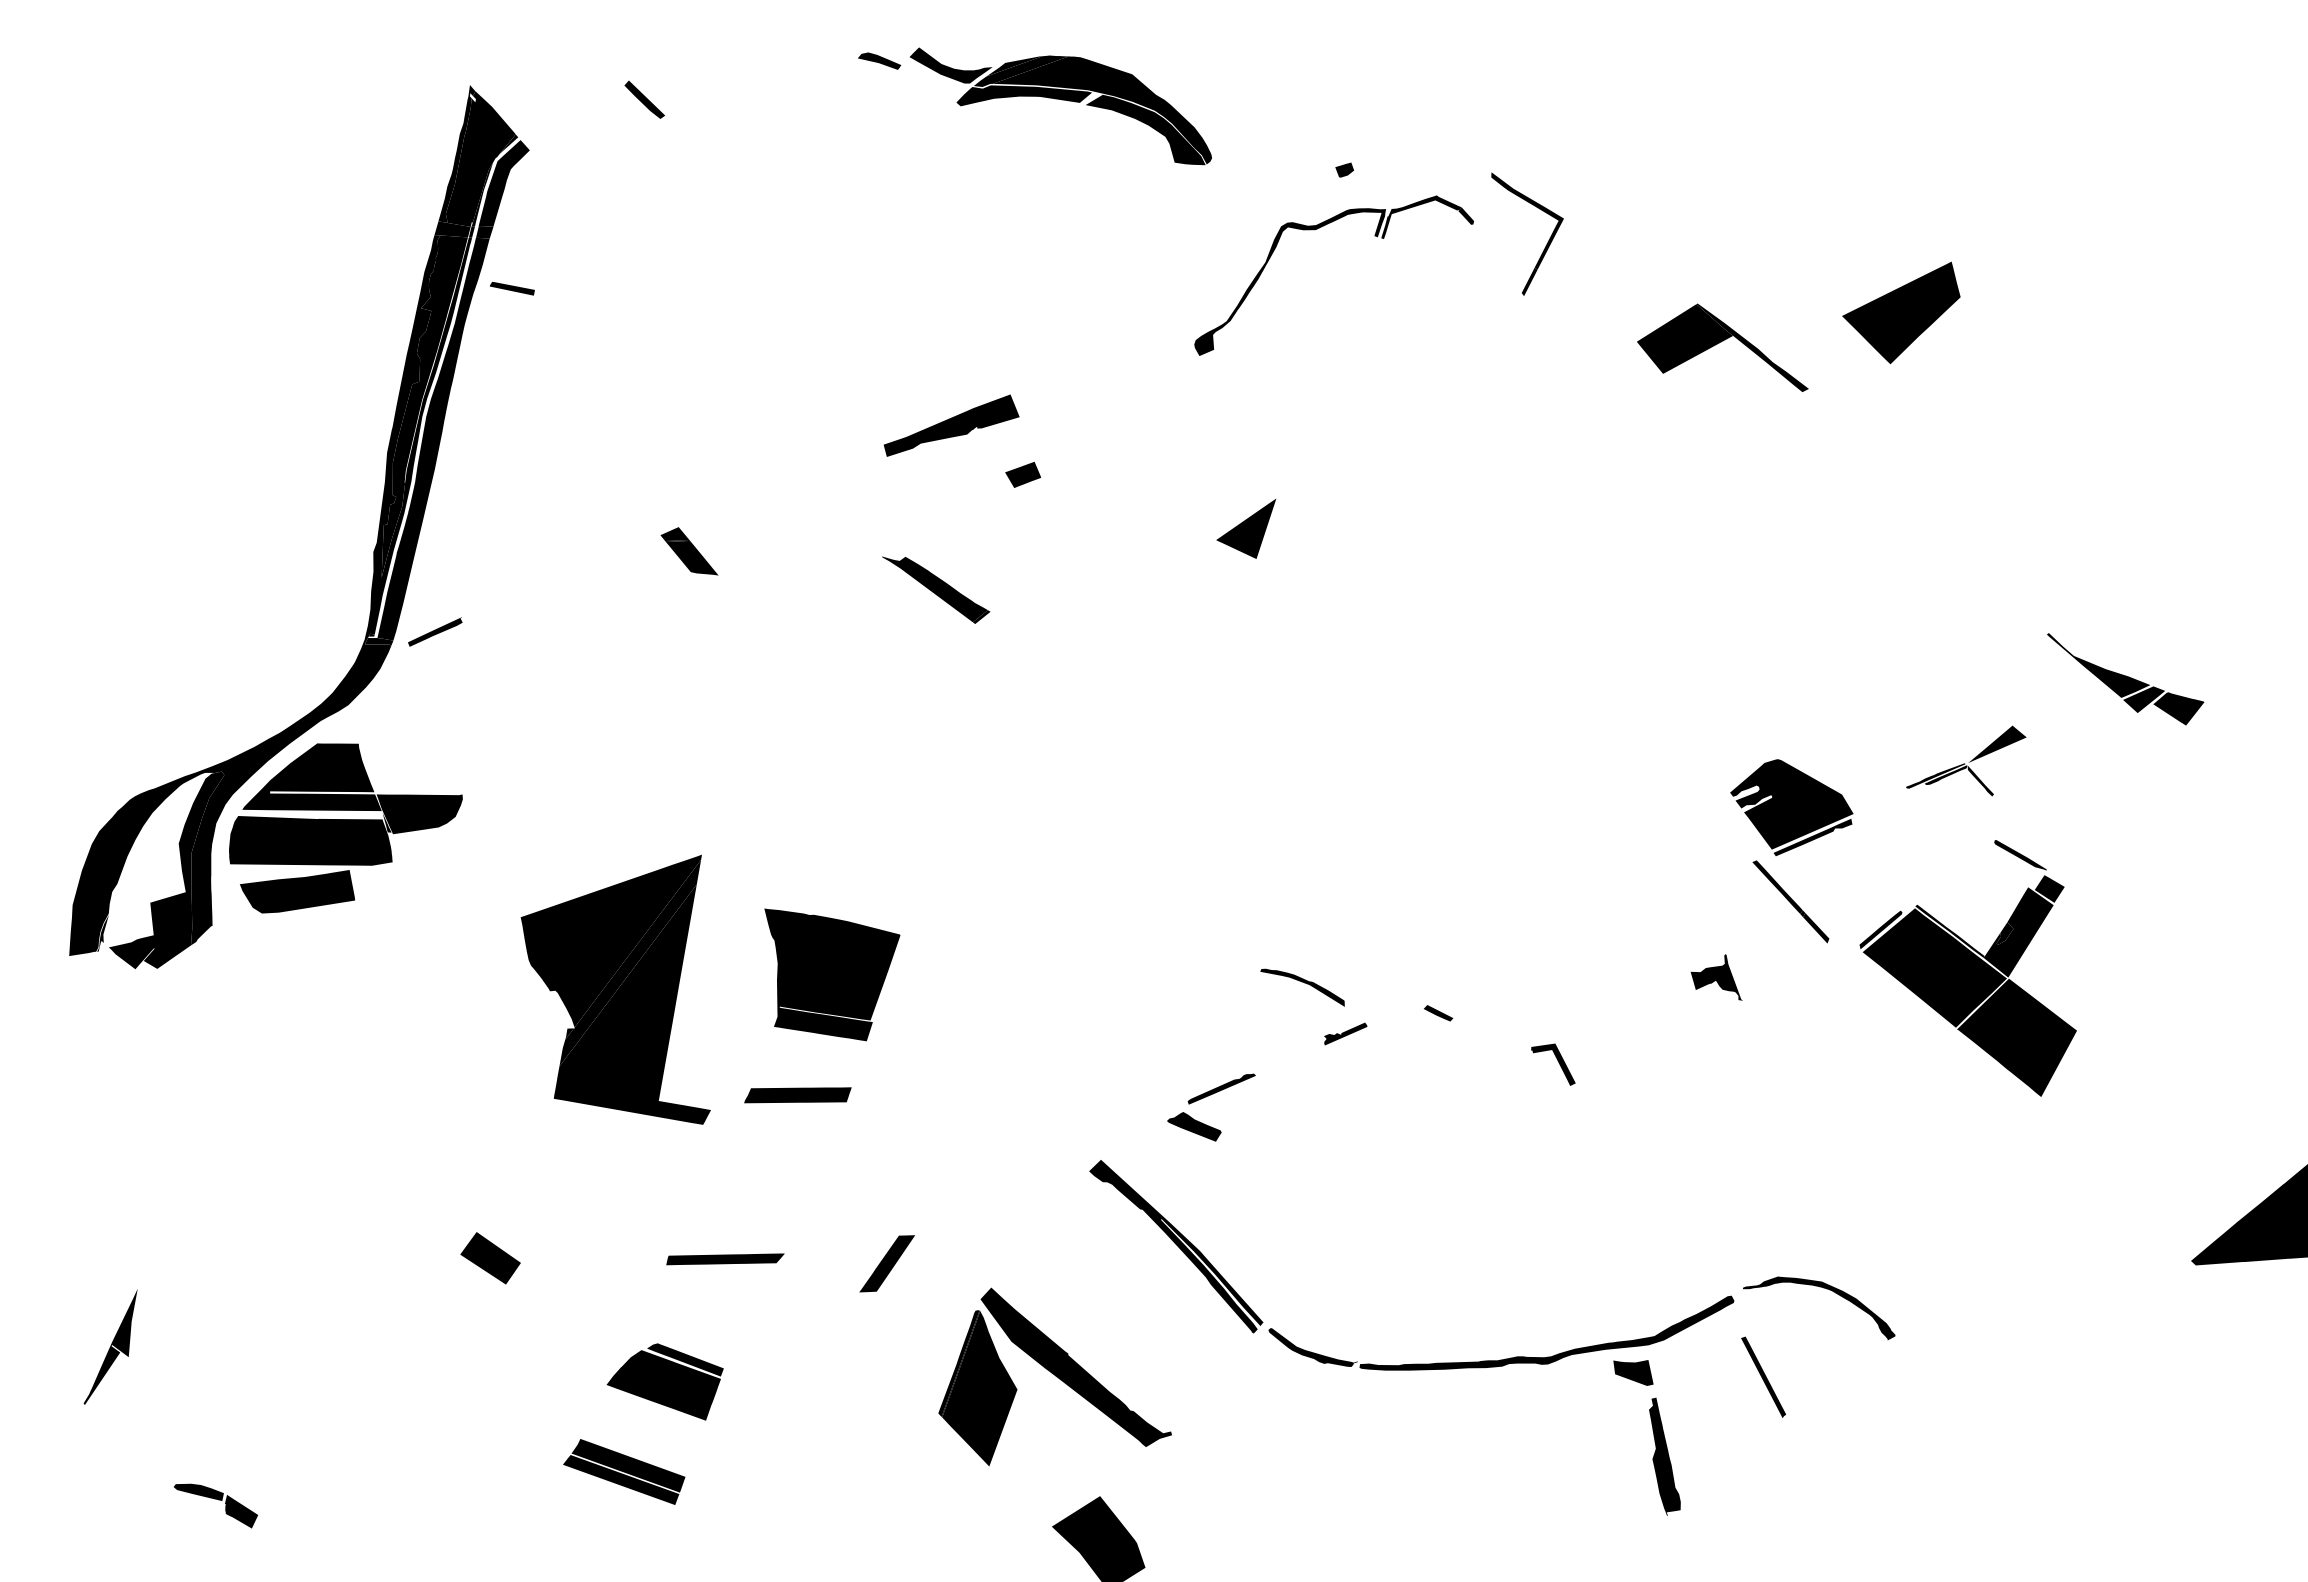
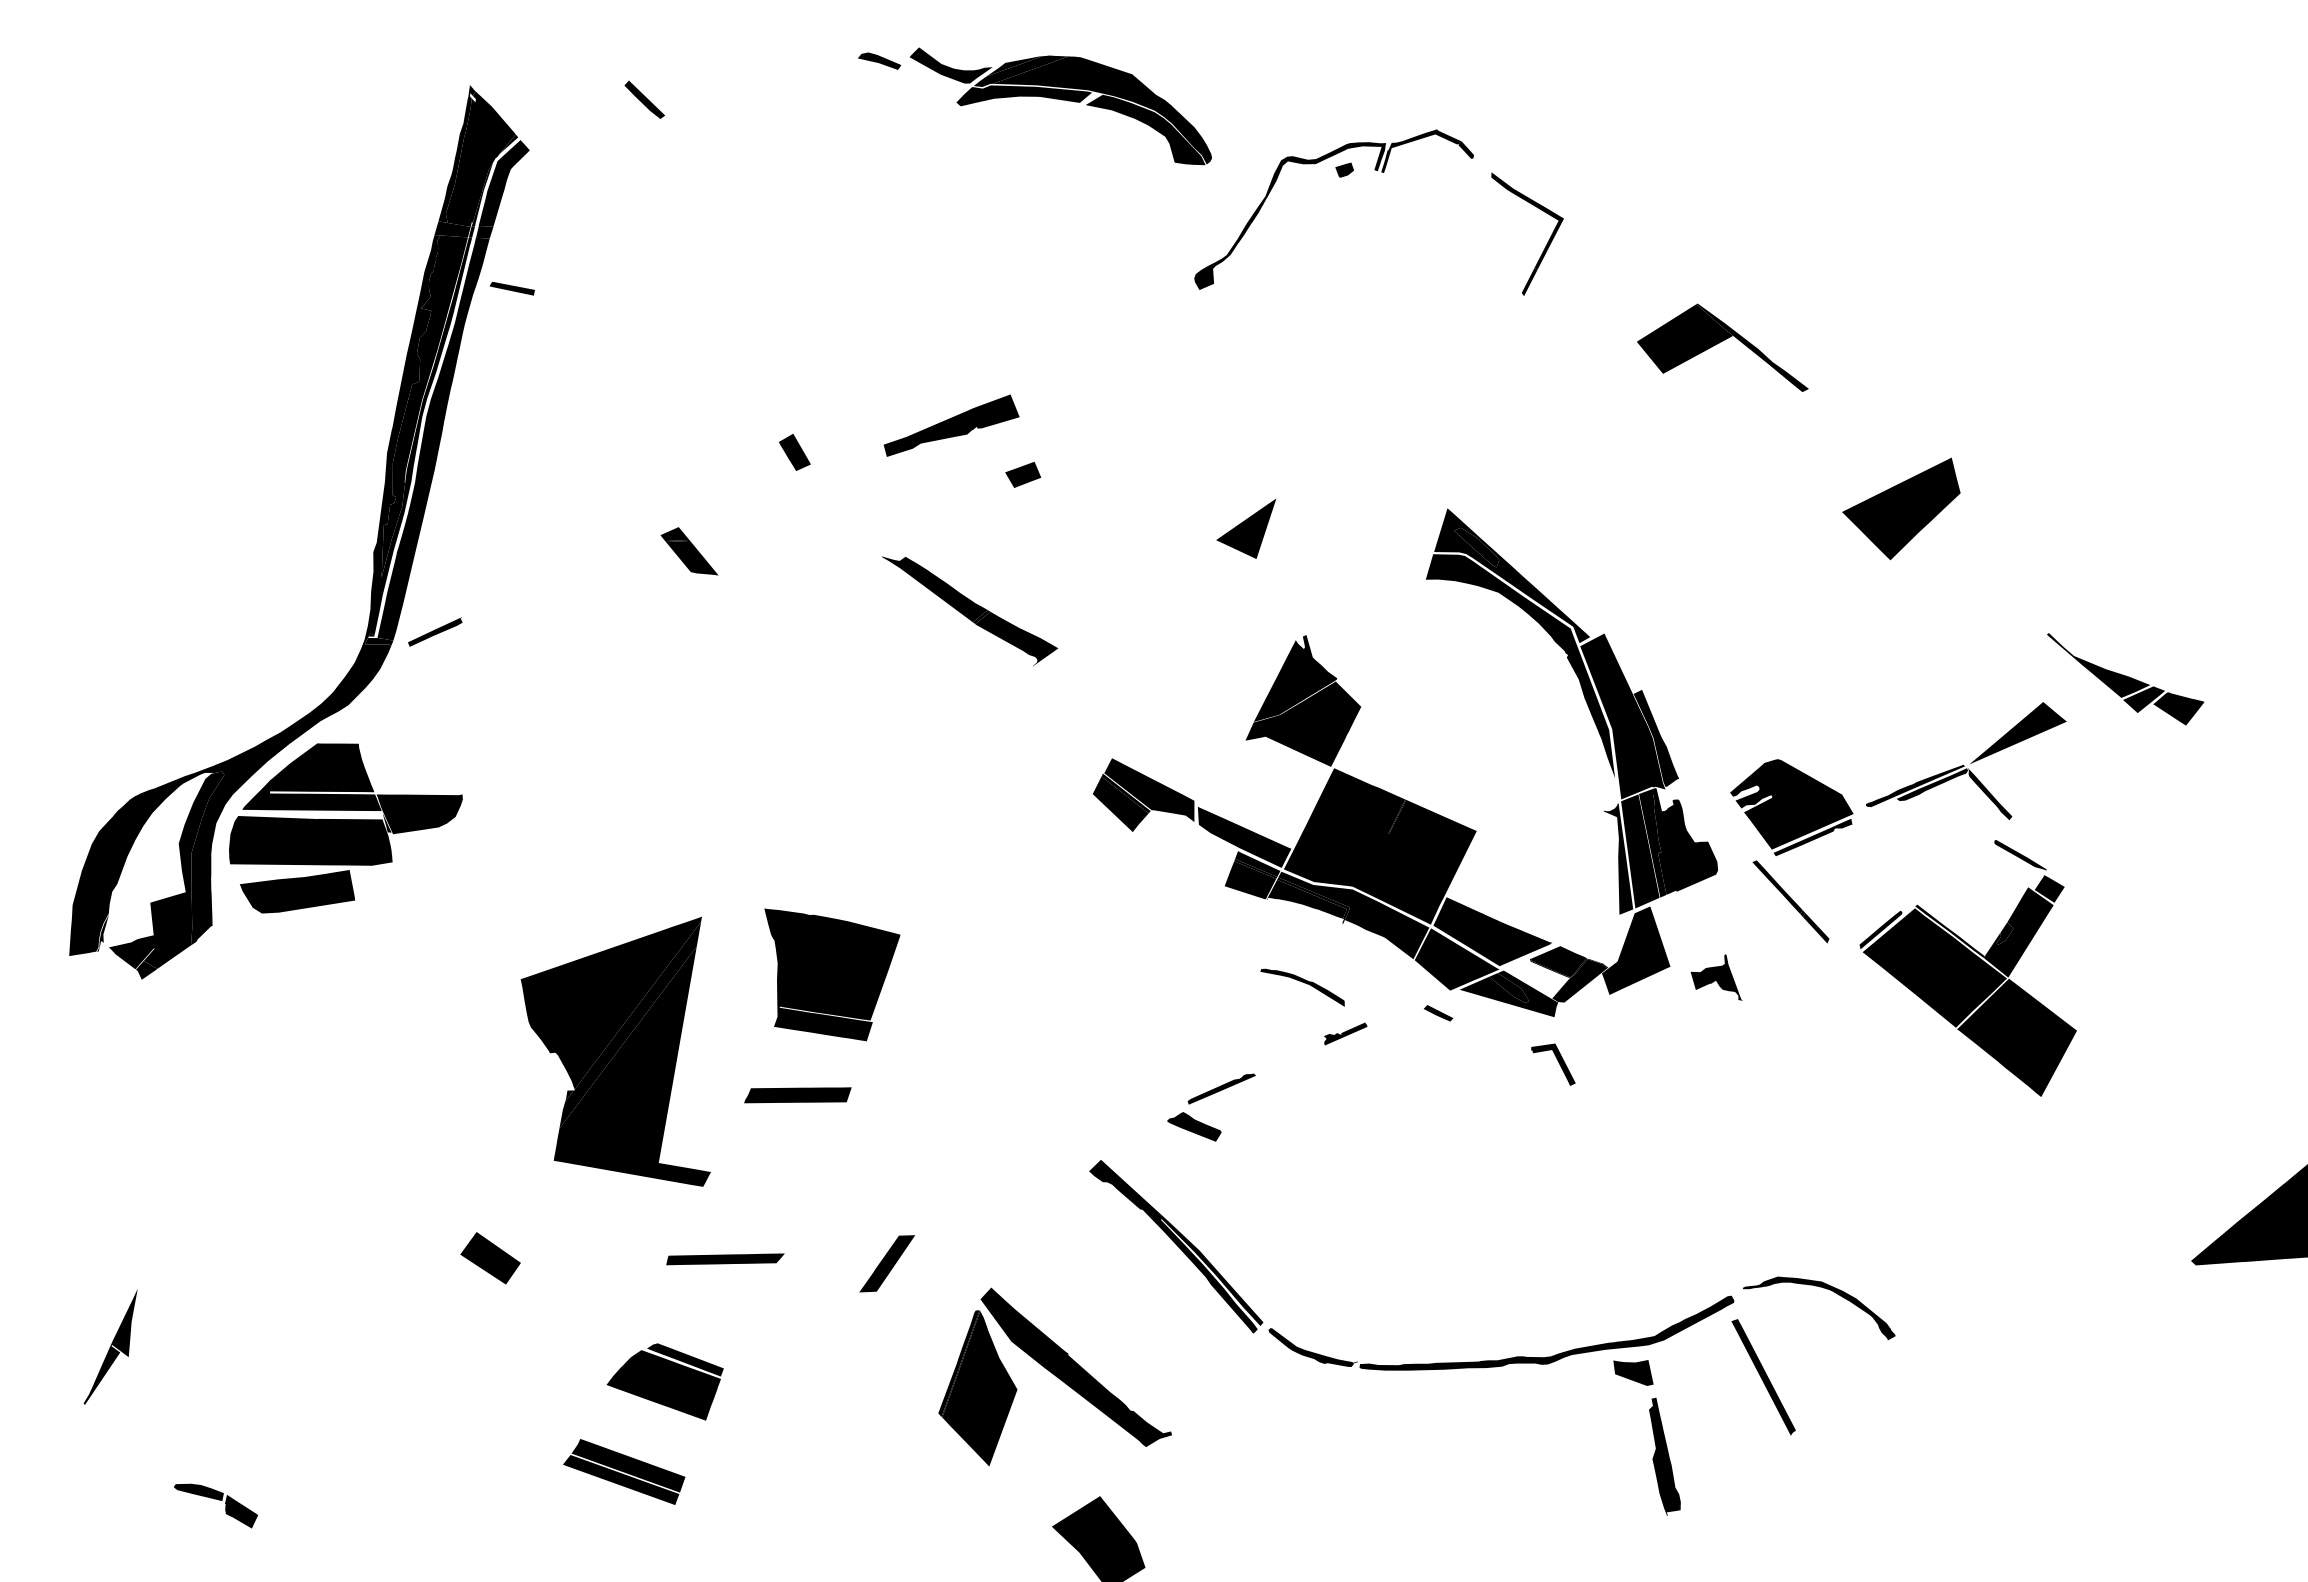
part position: (1315, 230) -> (1315, 164) (1315, 164)
part position: (1901, 312) -> (1901, 508) (1901, 508)
fill: none -> present (794, 452)
fill: none -> present (1016, 638)
part size: 121x72 px -> 201x118 px (1966, 760)
part: none -> present (1392, 793)
fill: none -> present (146, 969)
part position: (615, 989) -> (615, 1051) (615, 1051)
part size: 45x82 px -> 65x117 px (1763, 1377)
